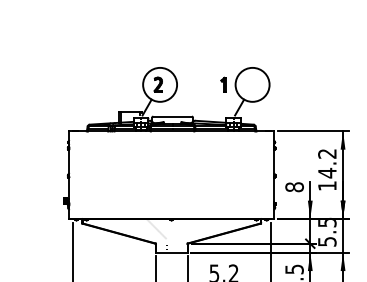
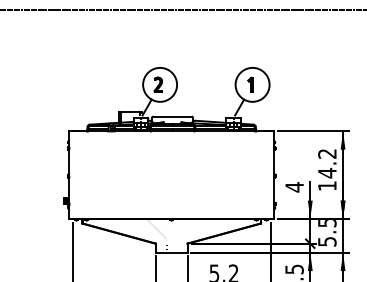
line: none -> present (182, 10)
part position: (223, 84) -> (250, 84) (250, 84)
text: 8 -> 4 (294, 187)
